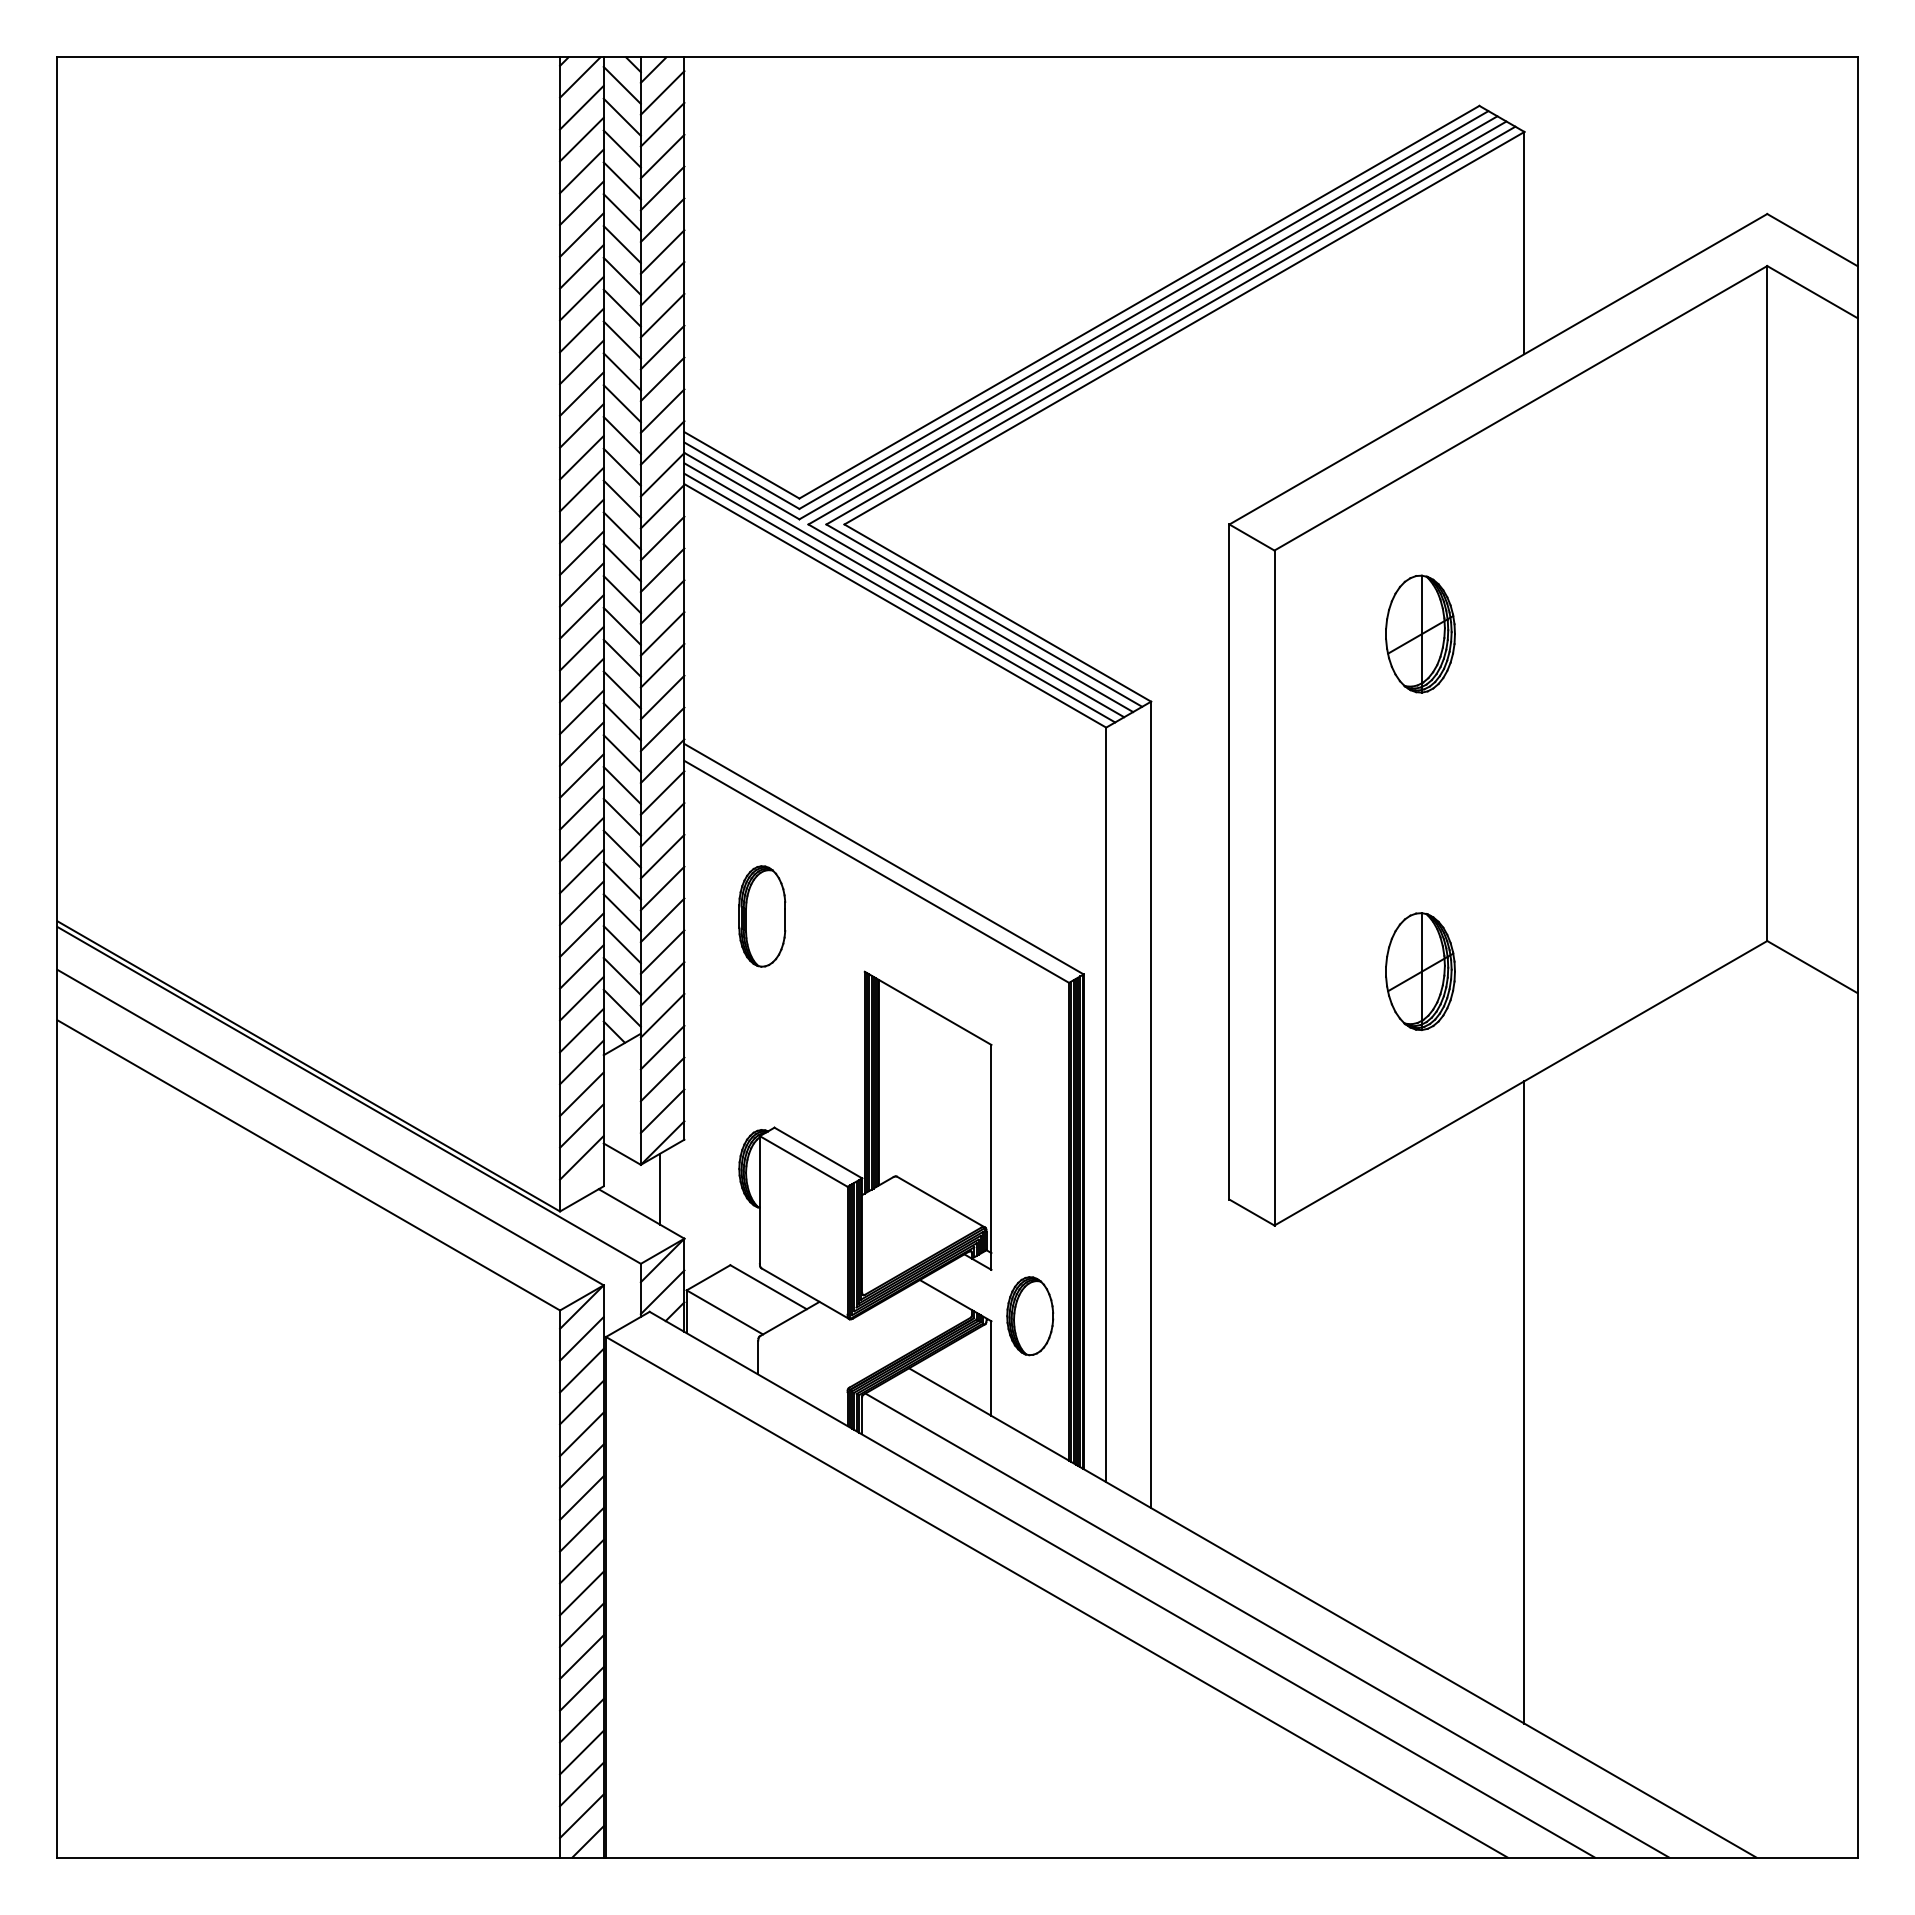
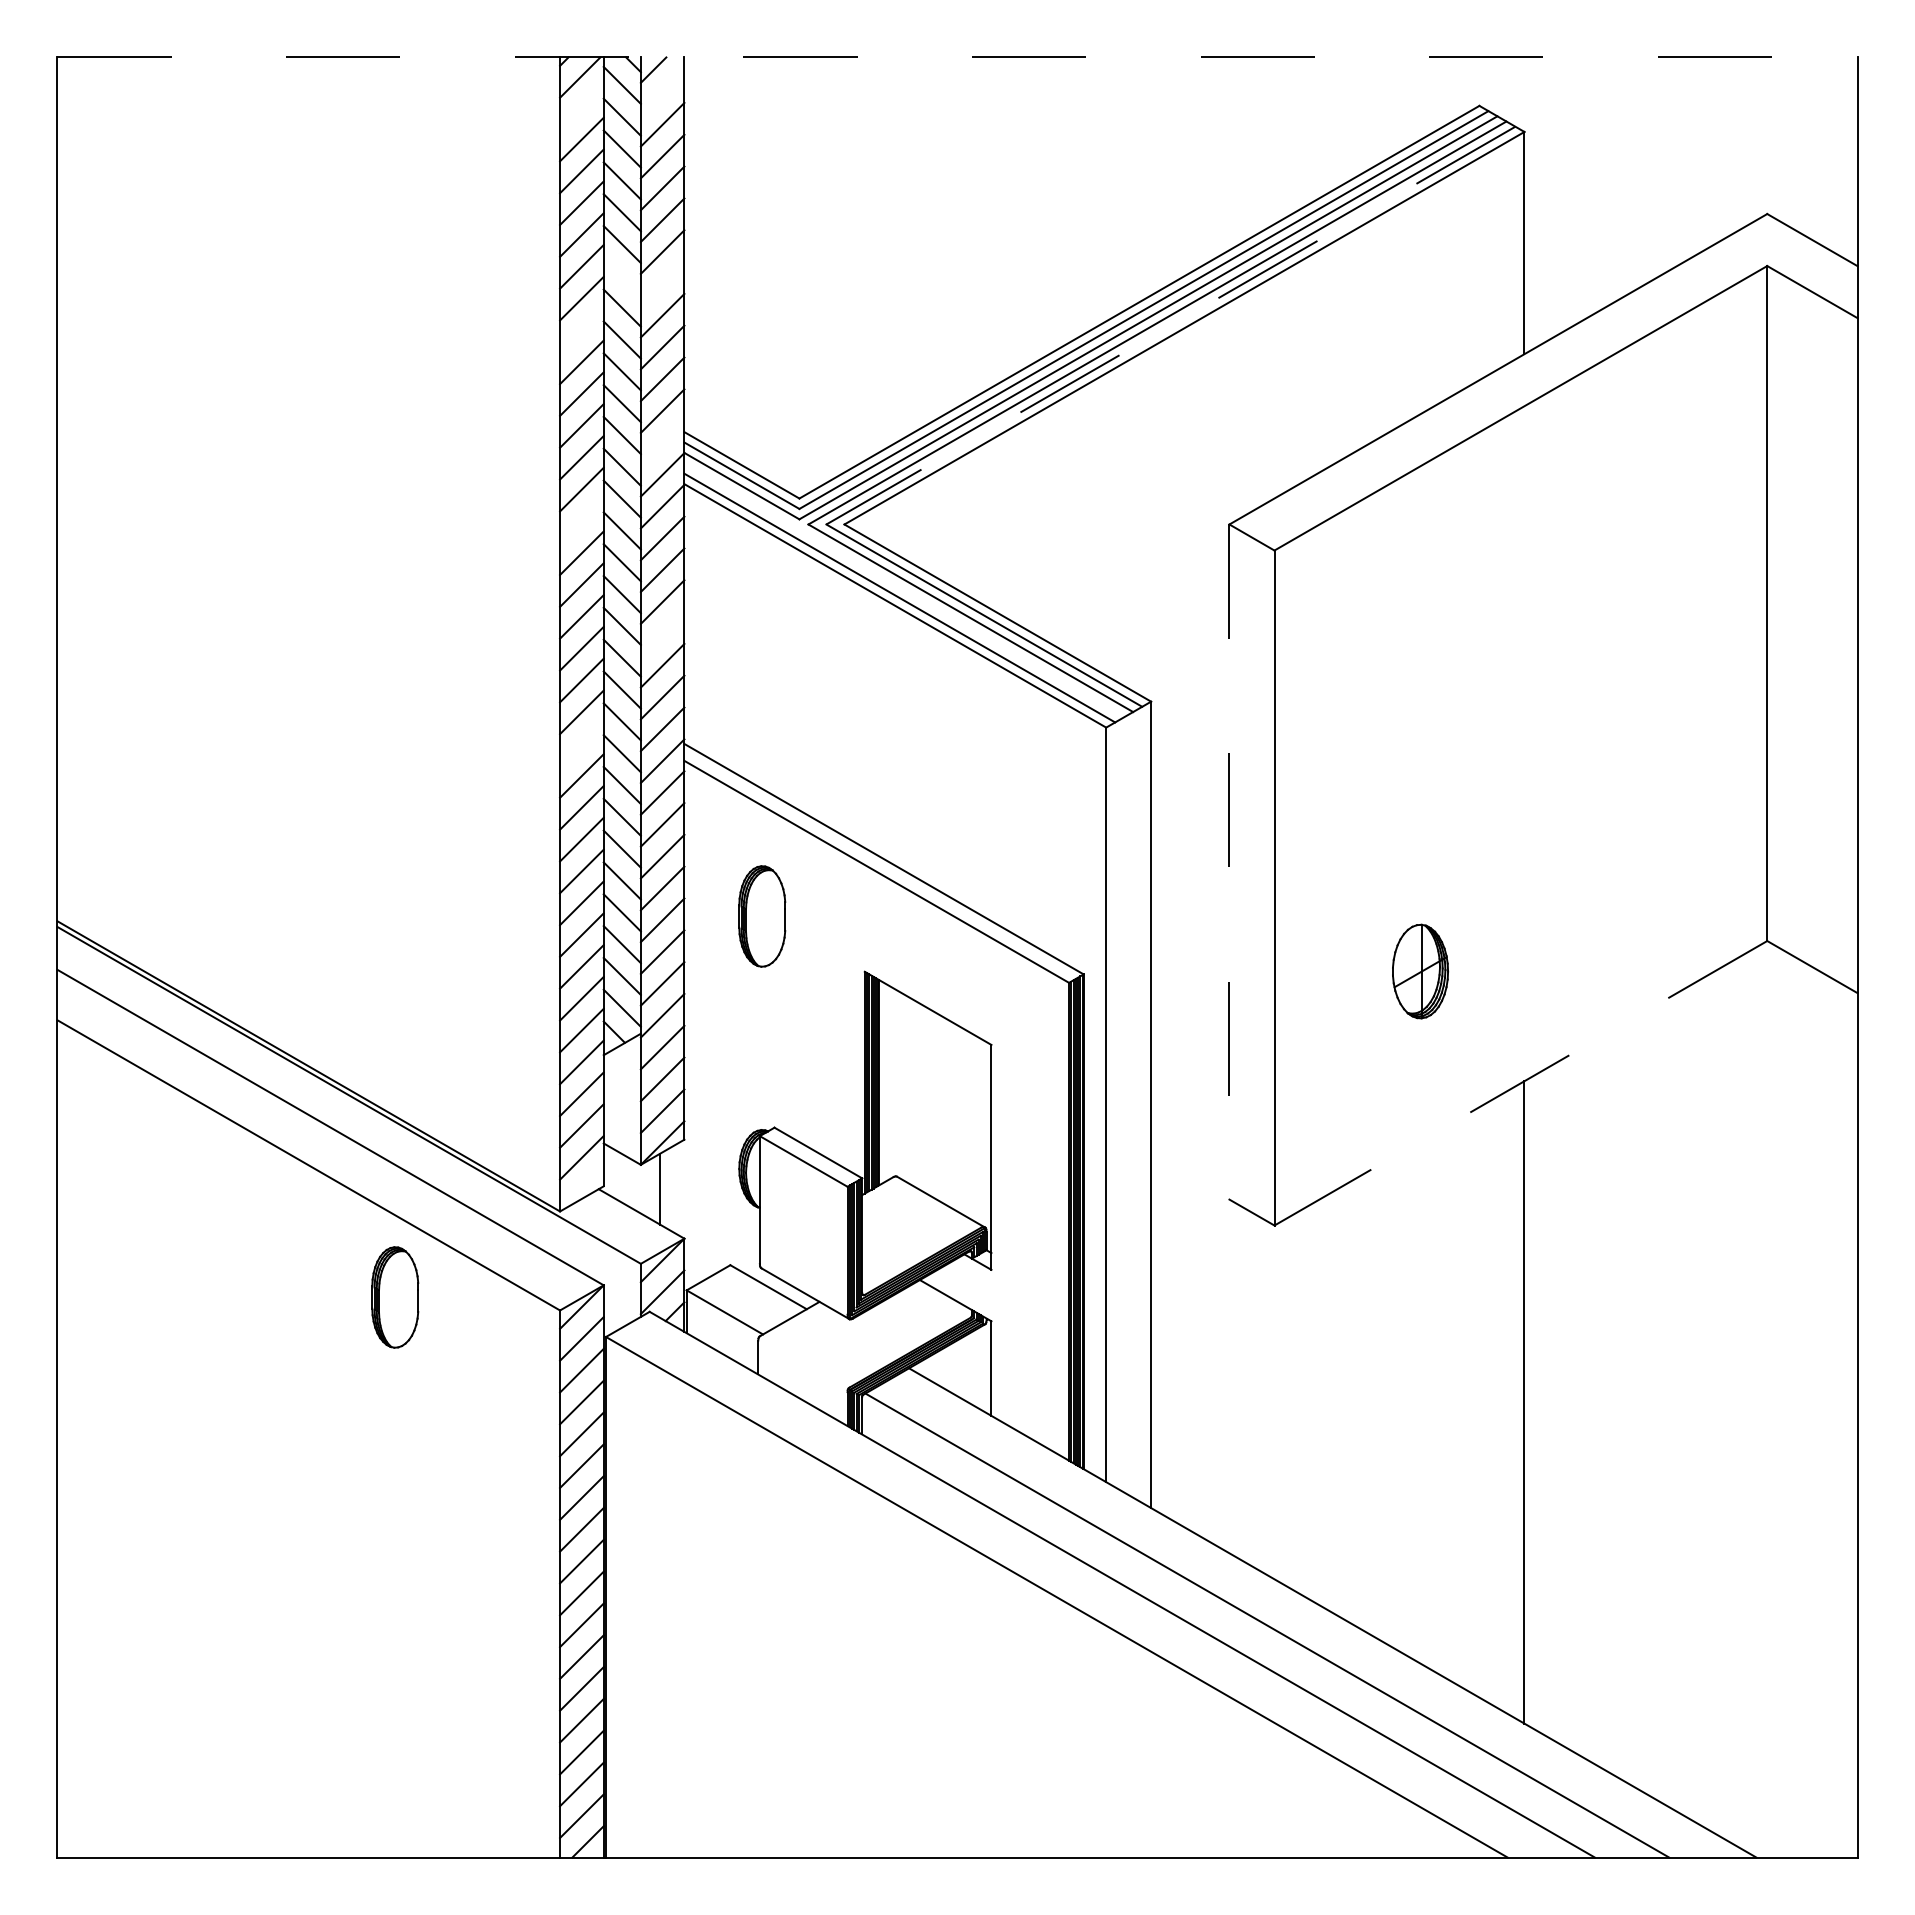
line: solid -> dashed (958, 57)
line: present -> none (662, 92)
line: present -> none (581, 107)
line: present -> none (621, 275)
line: present -> none (662, 283)
line: solid -> dashed (1170, 325)
line: present -> none (581, 330)
line: present -> none (662, 442)
line: present -> none (581, 521)
line: present -> none (904, 590)
line: present -> none (662, 633)
part: present -> none (1420, 633)
line: present -> none (581, 744)
line: solid -> dashed (1229, 862)
part size: 71x119 px -> 57x97 px (1420, 971)
line: solid -> dashed (1520, 1083)
part: none -> present (395, 1297)
part: present -> none (1030, 1316)
